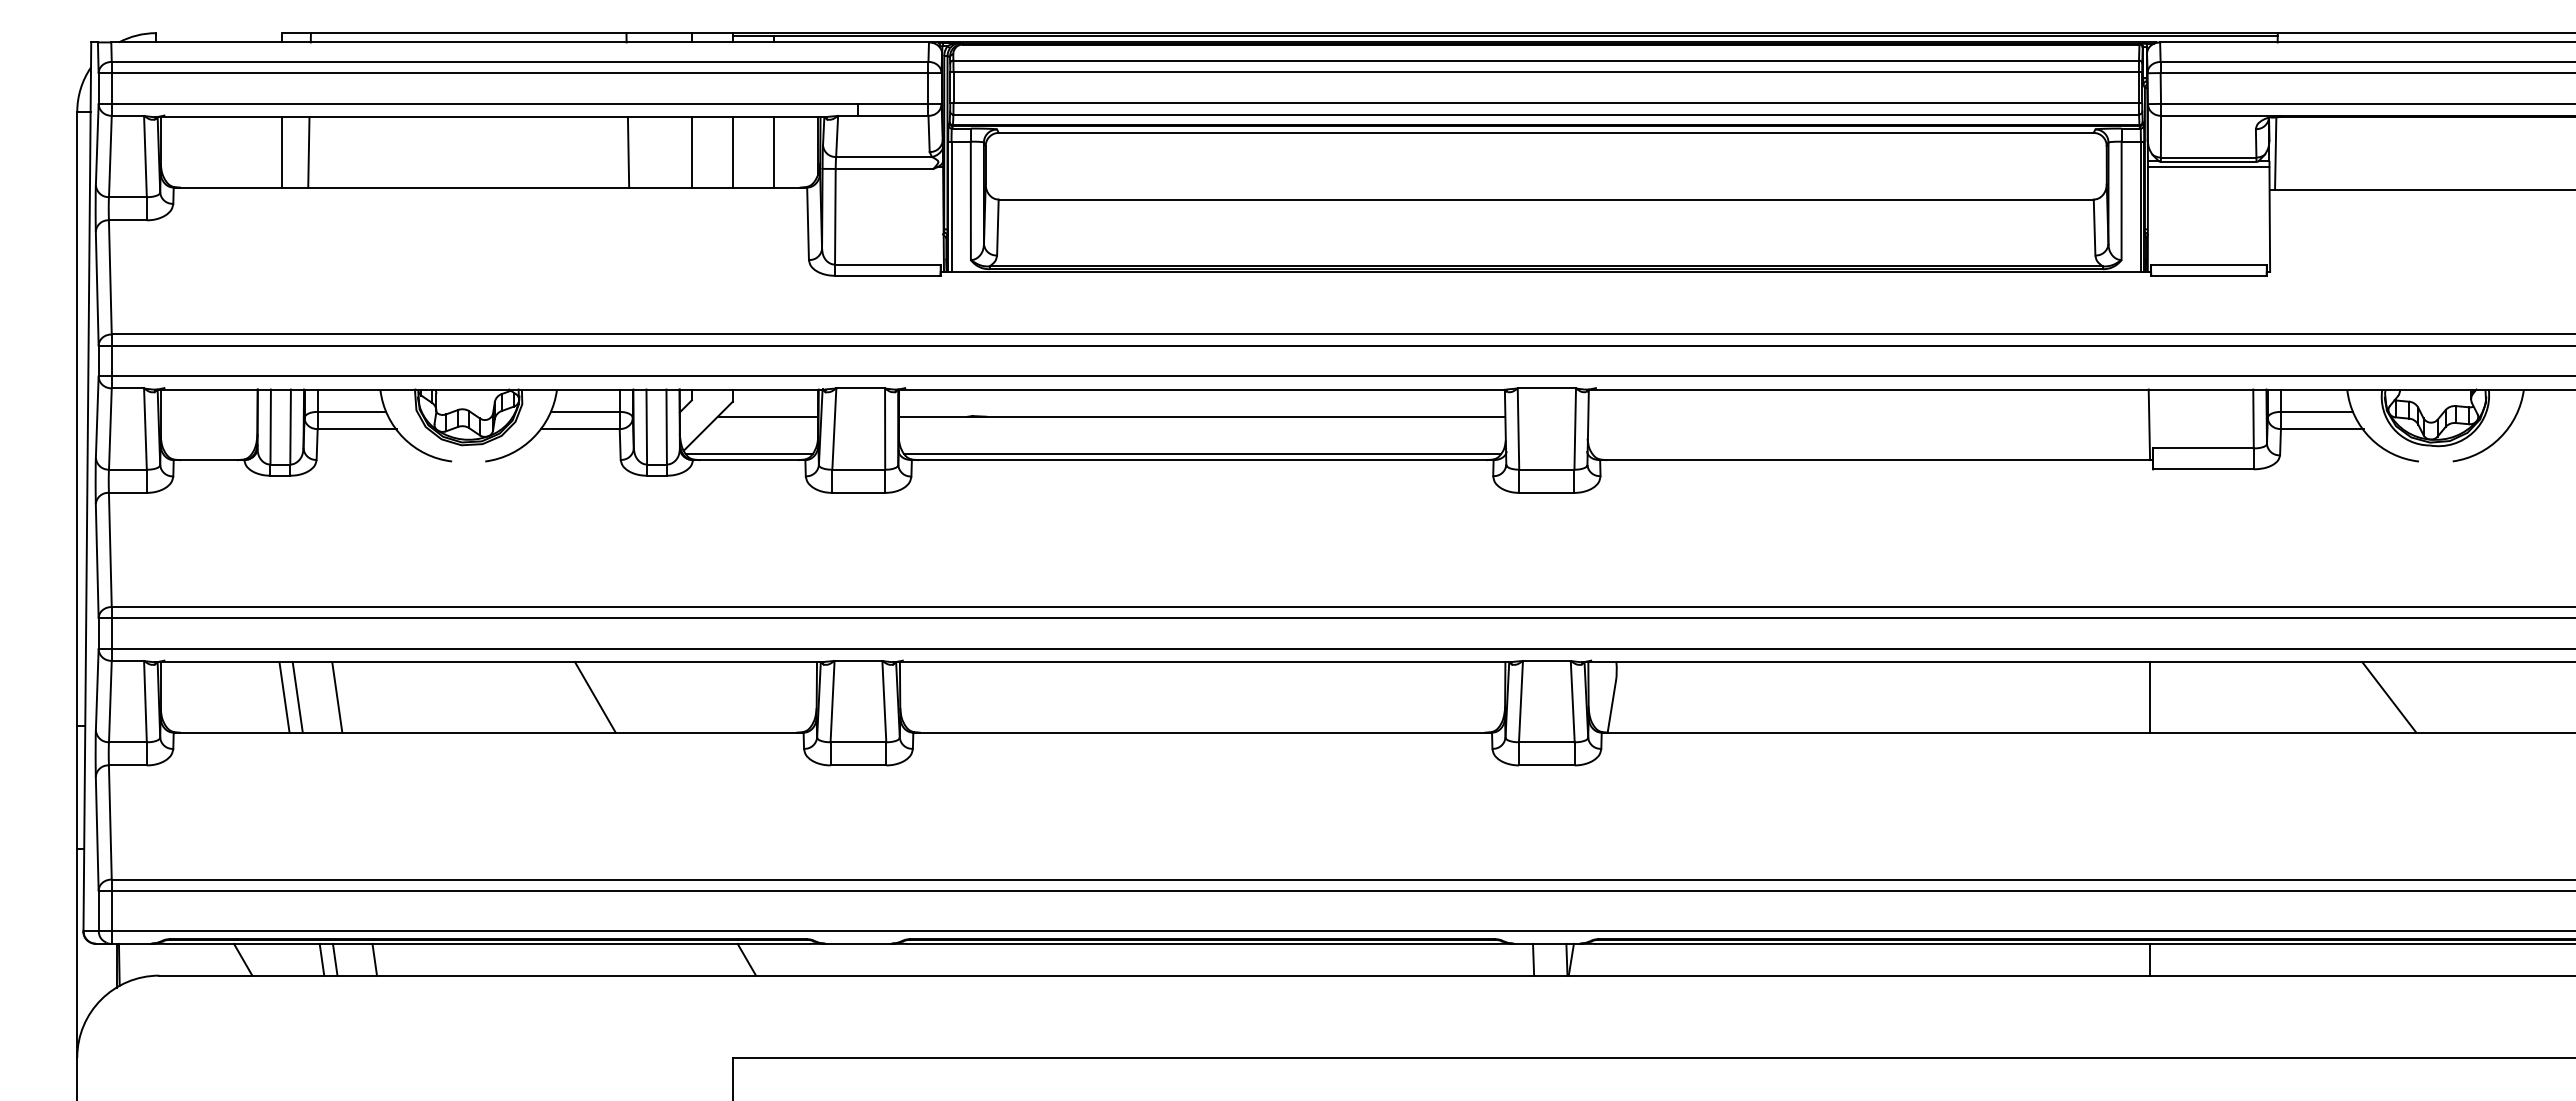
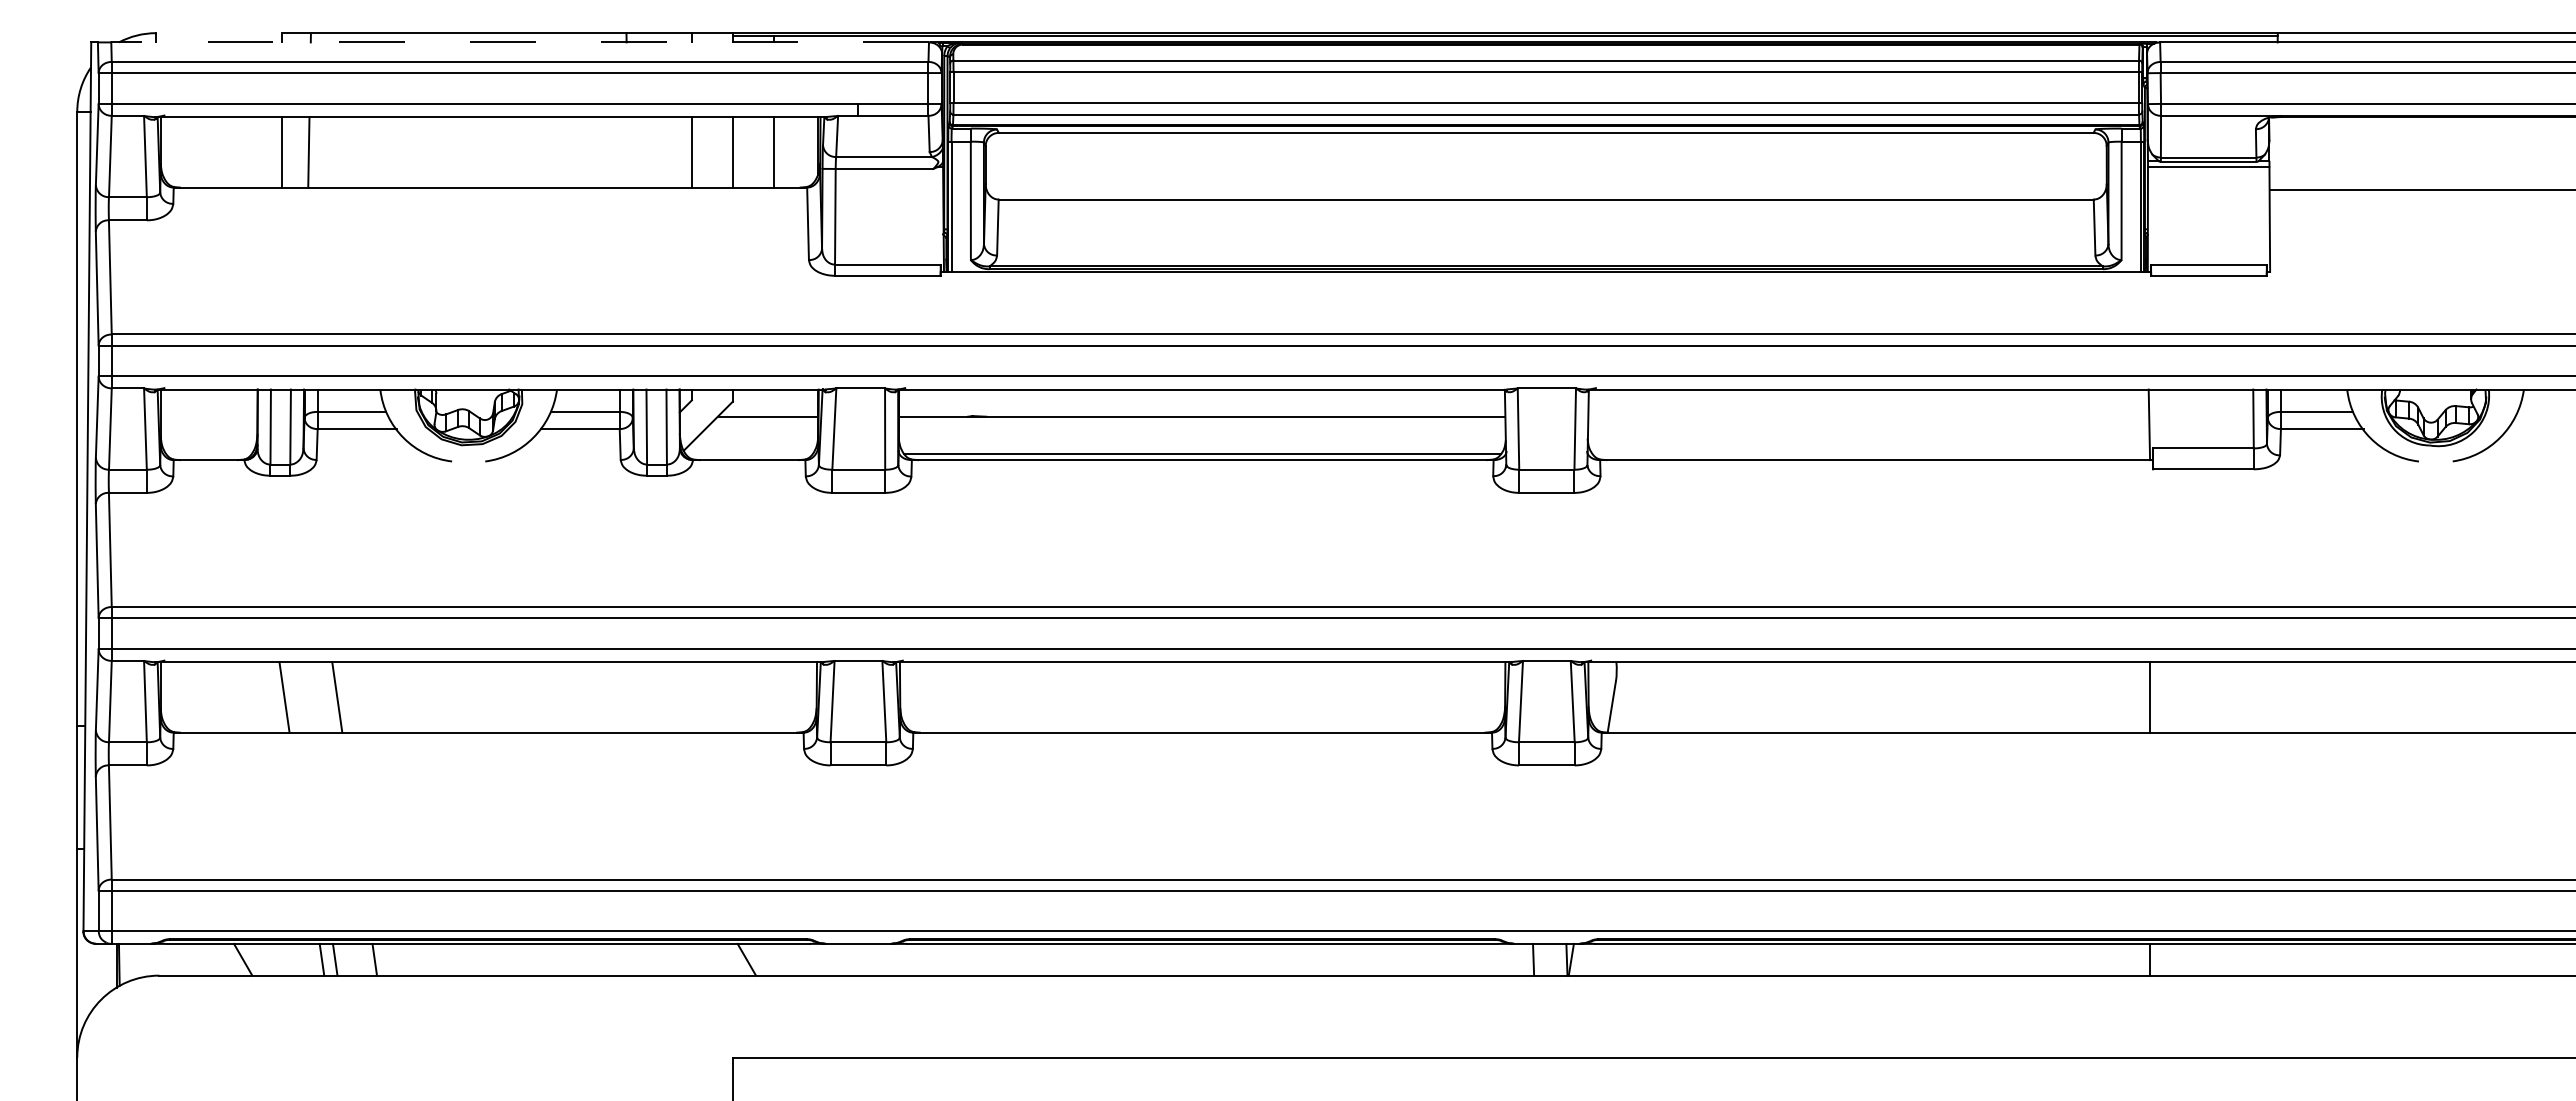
line: solid -> dashed (520, 42)
line: present -> none (628, 152)
line: present -> none (2275, 153)
line: present -> none (748, 453)
line: present -> none (297, 697)
line: present -> none (595, 697)
line: present -> none (2389, 697)
